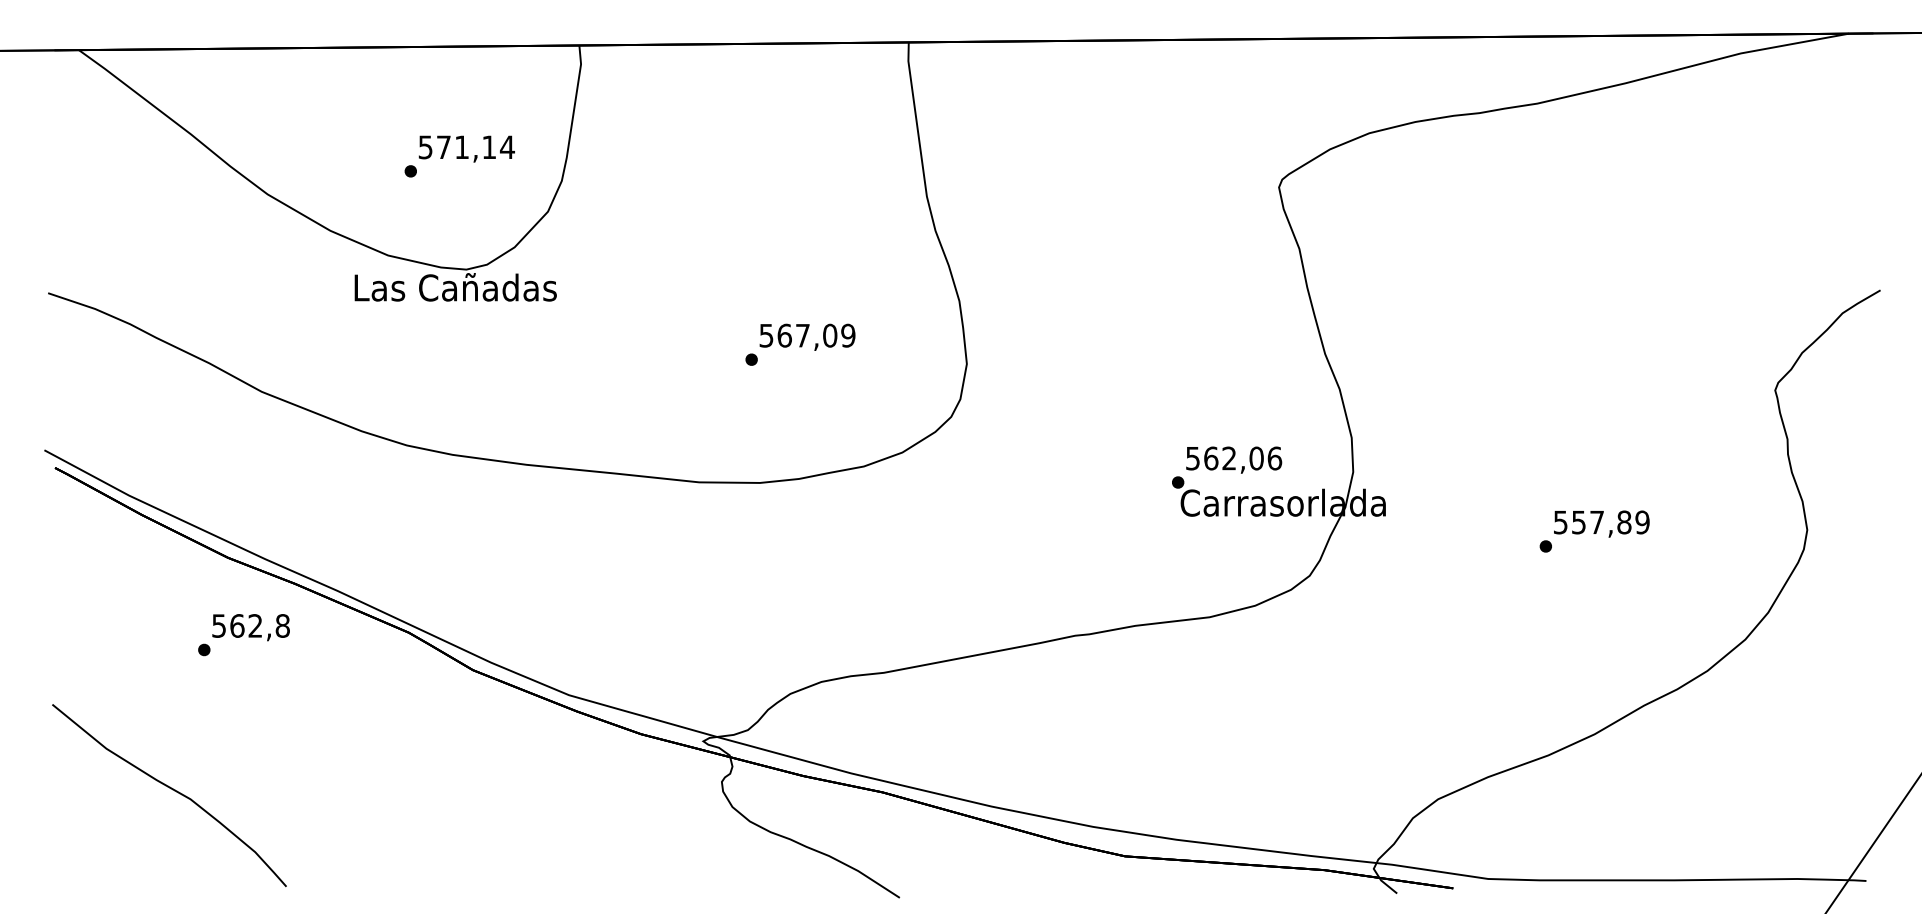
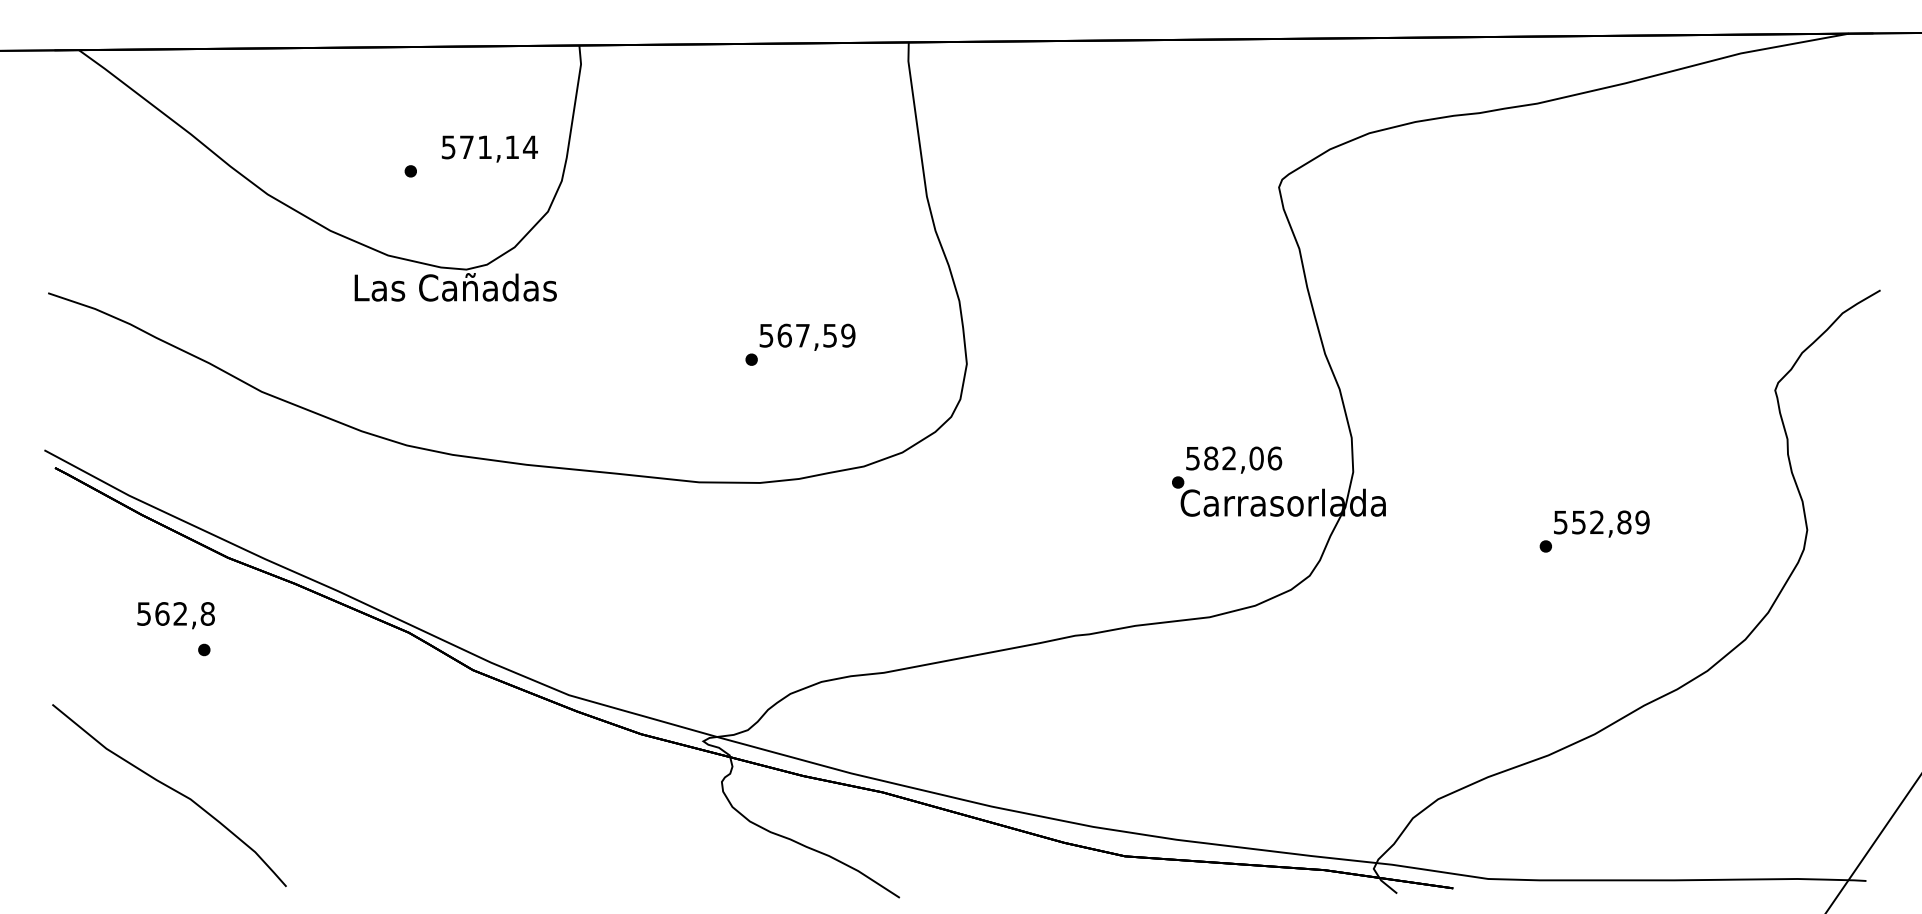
text position: (466, 148) -> (489, 148) (489, 148)
text: 567,09 -> 567,59 (830, 335)
text: 562,06 -> 582,06 (1211, 458)
text: 557,89 -> 552,89 (1596, 521)
text position: (250, 627) -> (175, 615) (175, 615)
